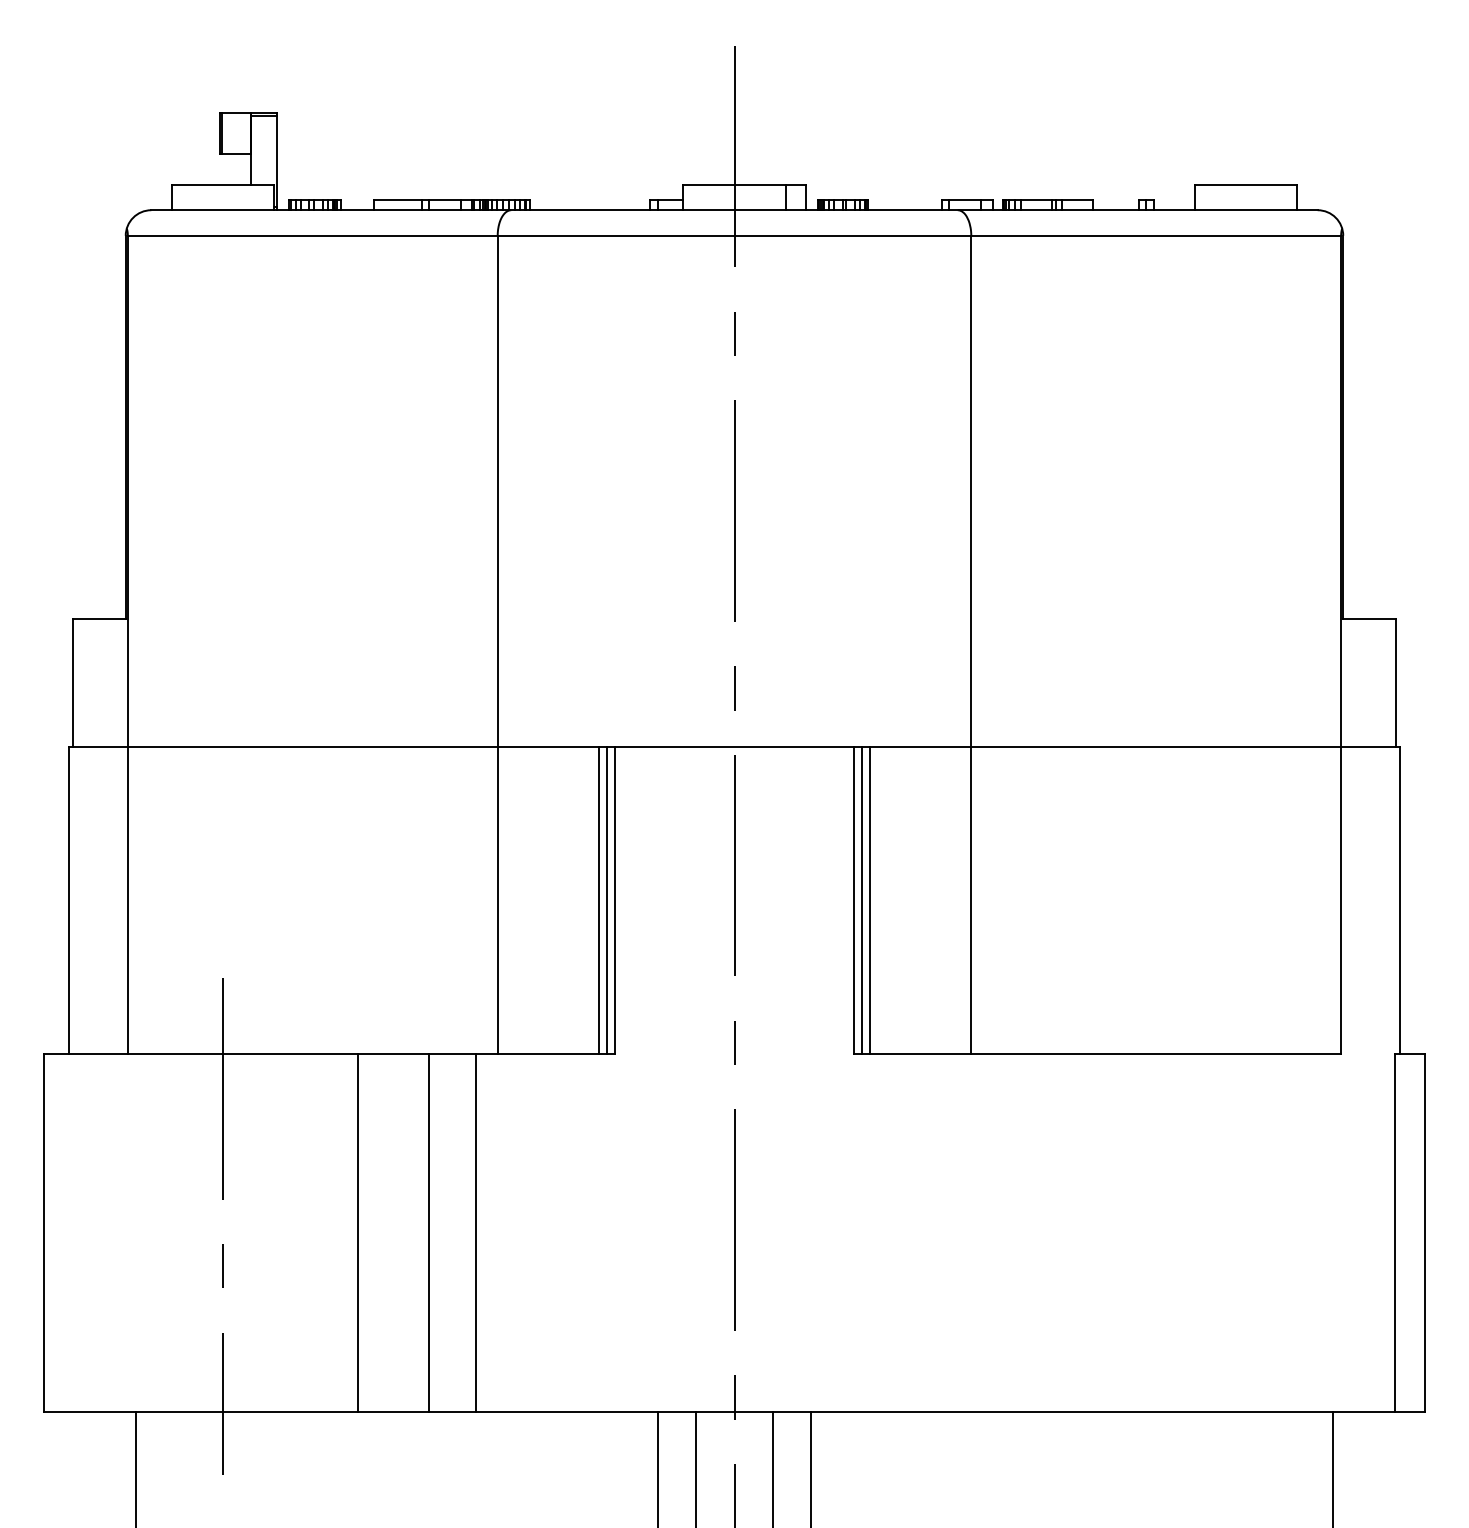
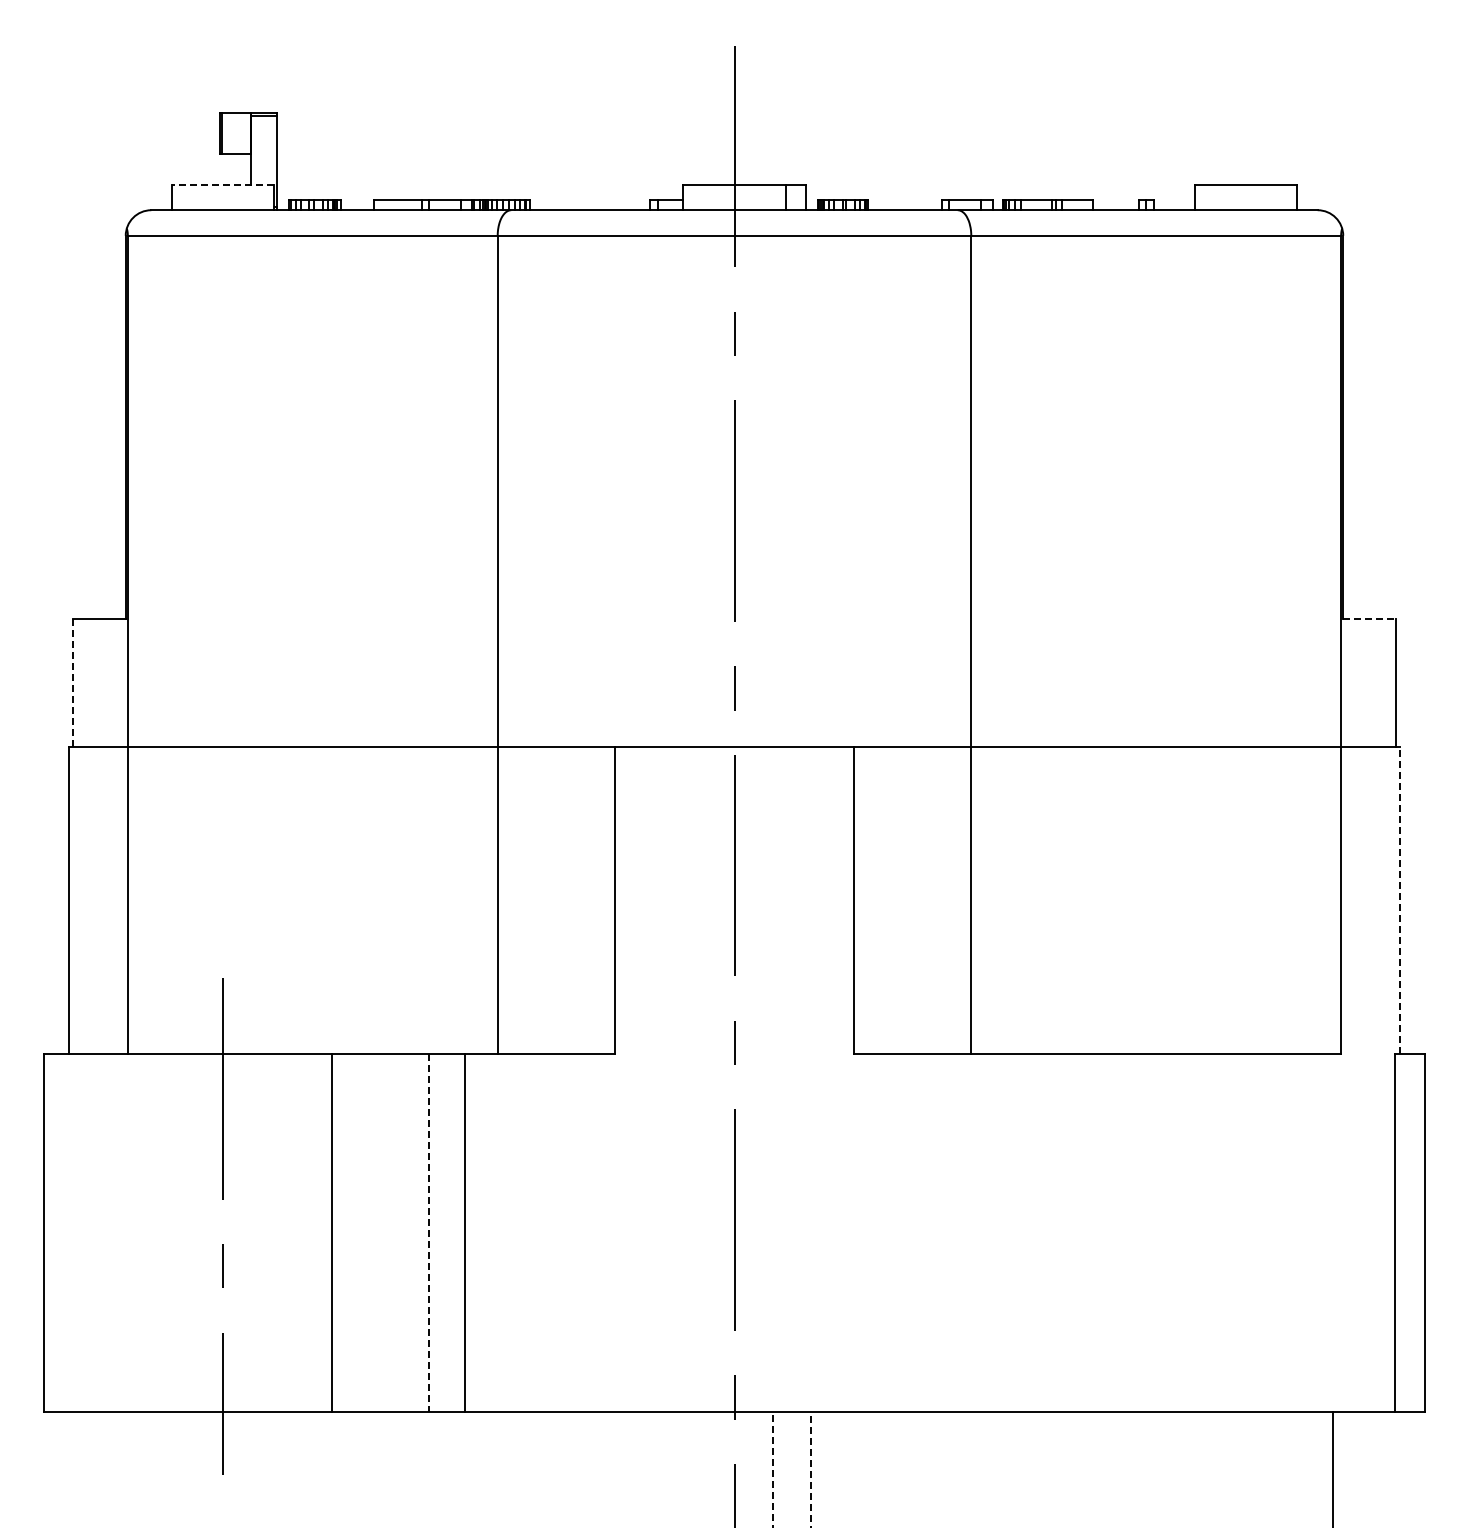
line: solid -> dashed (222, 184)
line: solid -> dashed (1369, 619)
line: solid -> dashed (73, 683)
line: present -> none (598, 900)
line: present -> none (606, 900)
line: present -> none (862, 900)
line: present -> none (870, 900)
line: solid -> dashed (1399, 900)
line position: (358, 1233) -> (332, 1233) (332, 1233)
line: solid -> dashed (429, 1233)
line position: (476, 1233) -> (465, 1233) (465, 1233)
line: present -> none (135, 1468)
line: present -> none (657, 1468)
line: present -> none (696, 1468)
line: solid -> dashed (772, 1469)
line: solid -> dashed (811, 1470)
